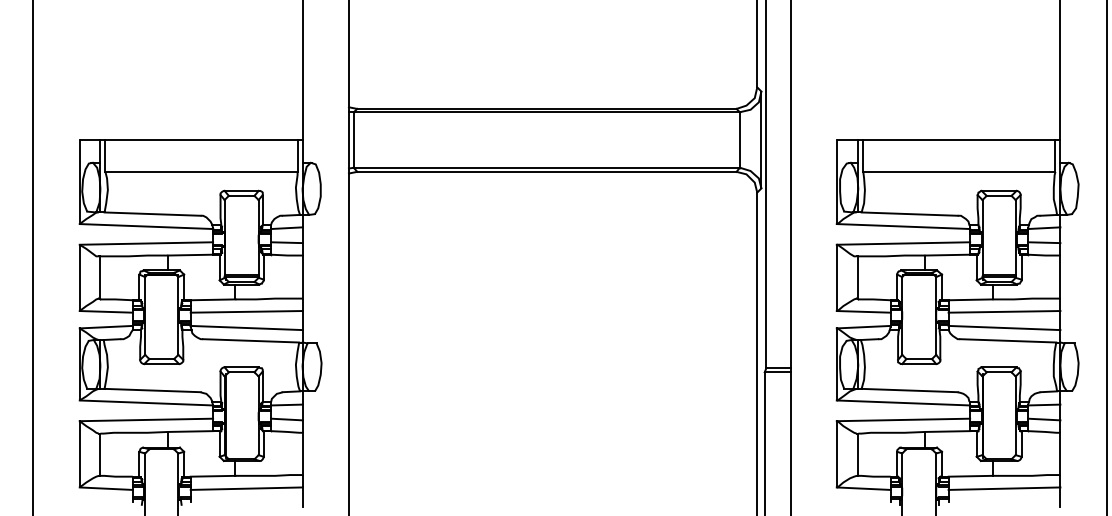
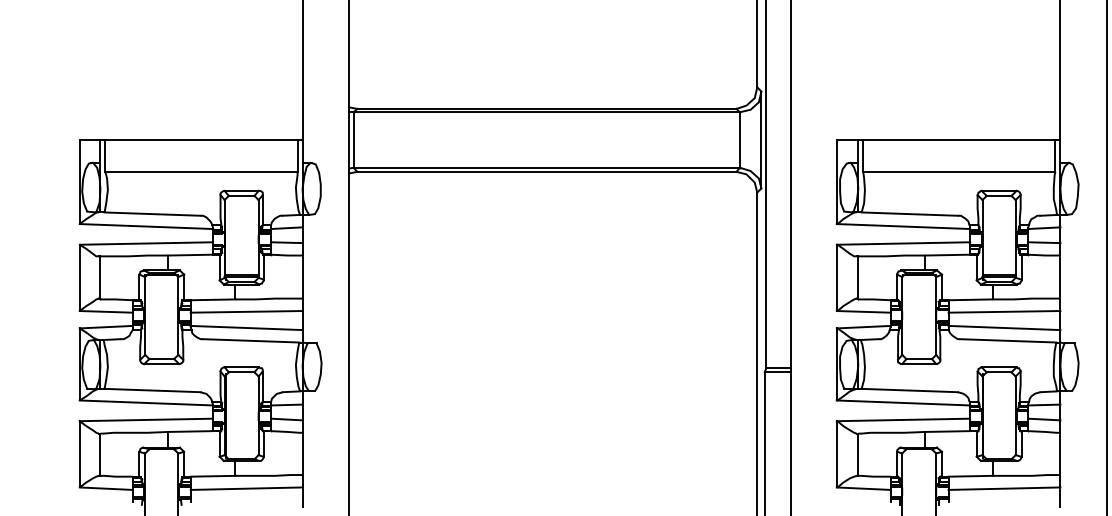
line: present -> none (33, 257)
